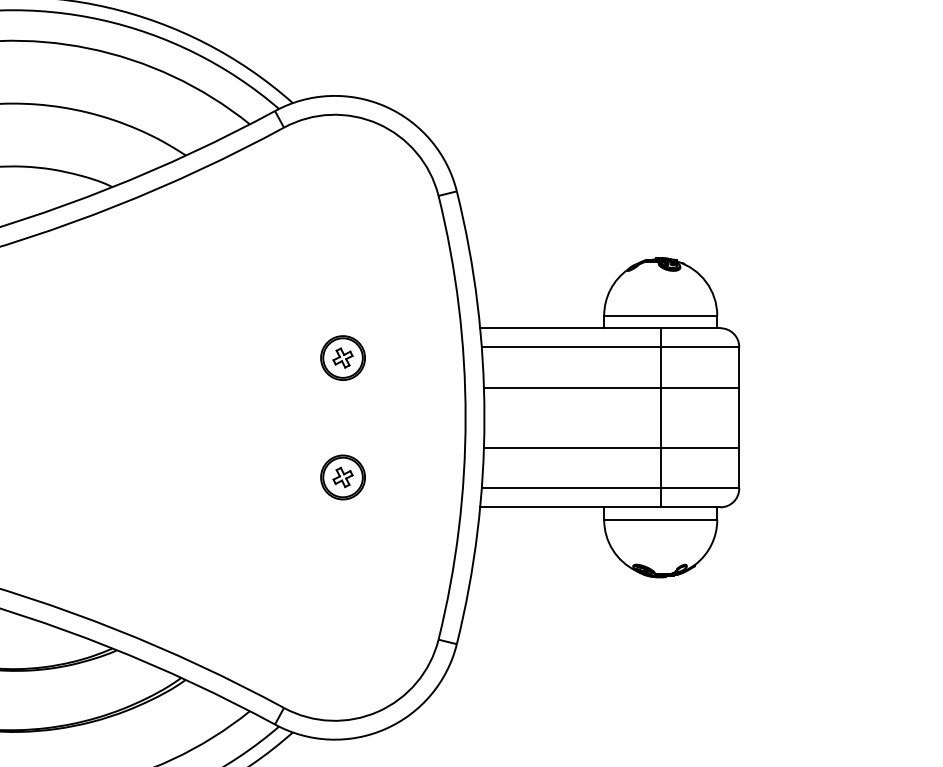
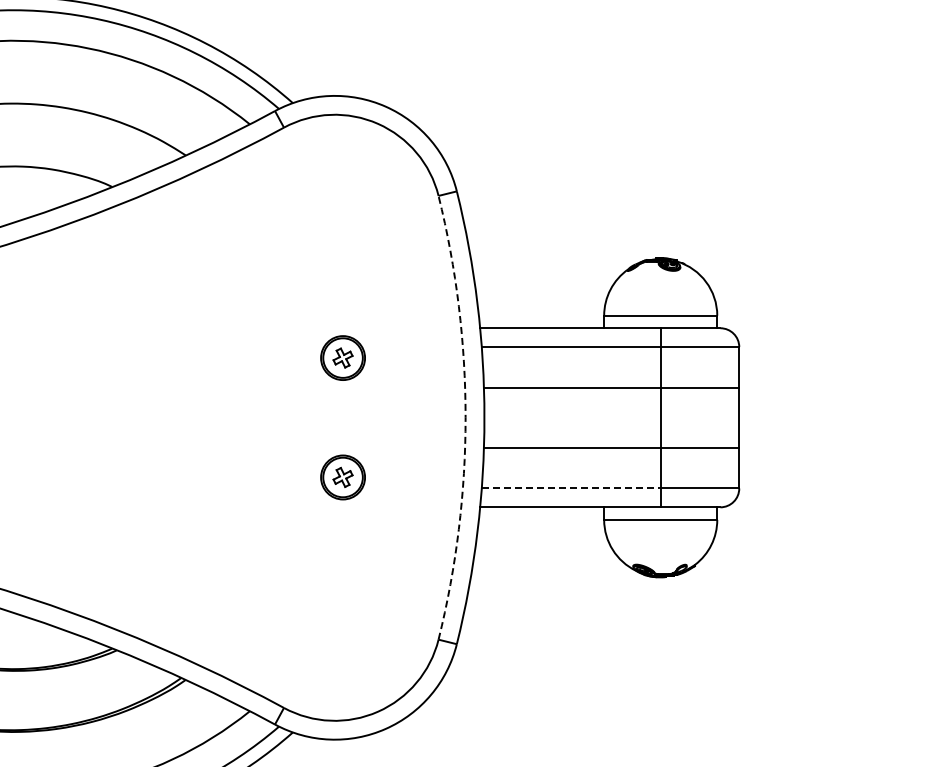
arc: solid -> dashed (465, 417)
line: solid -> dashed (571, 488)
